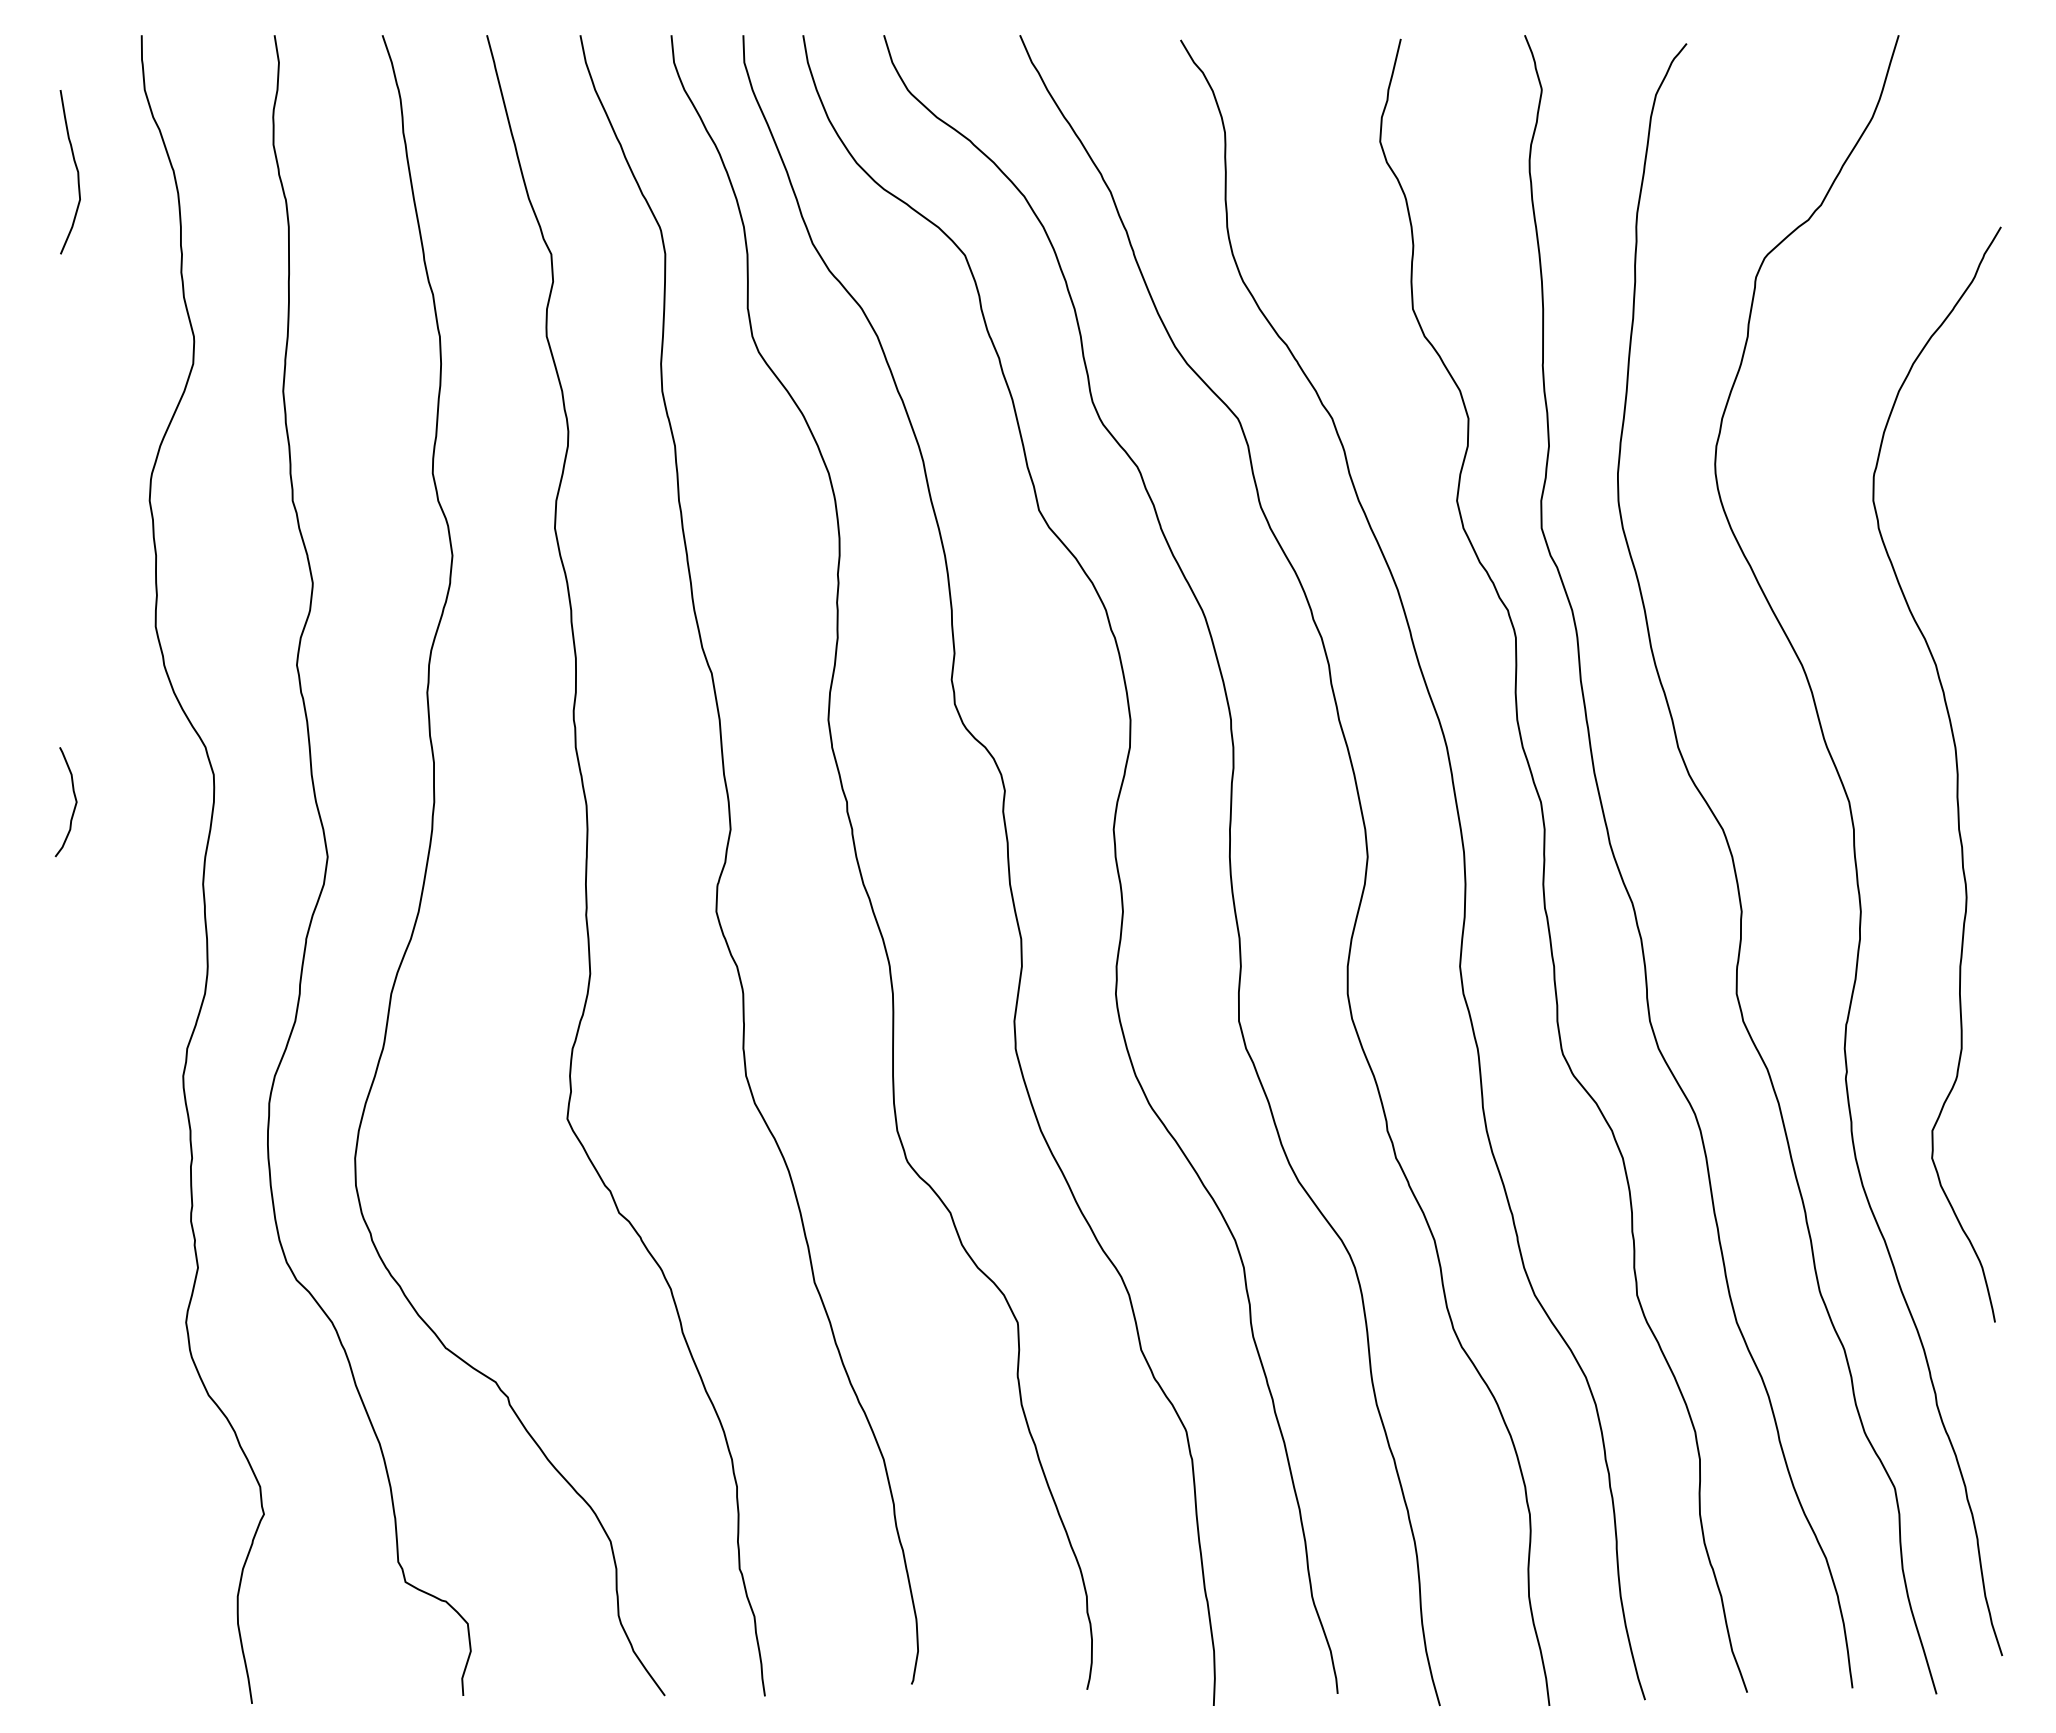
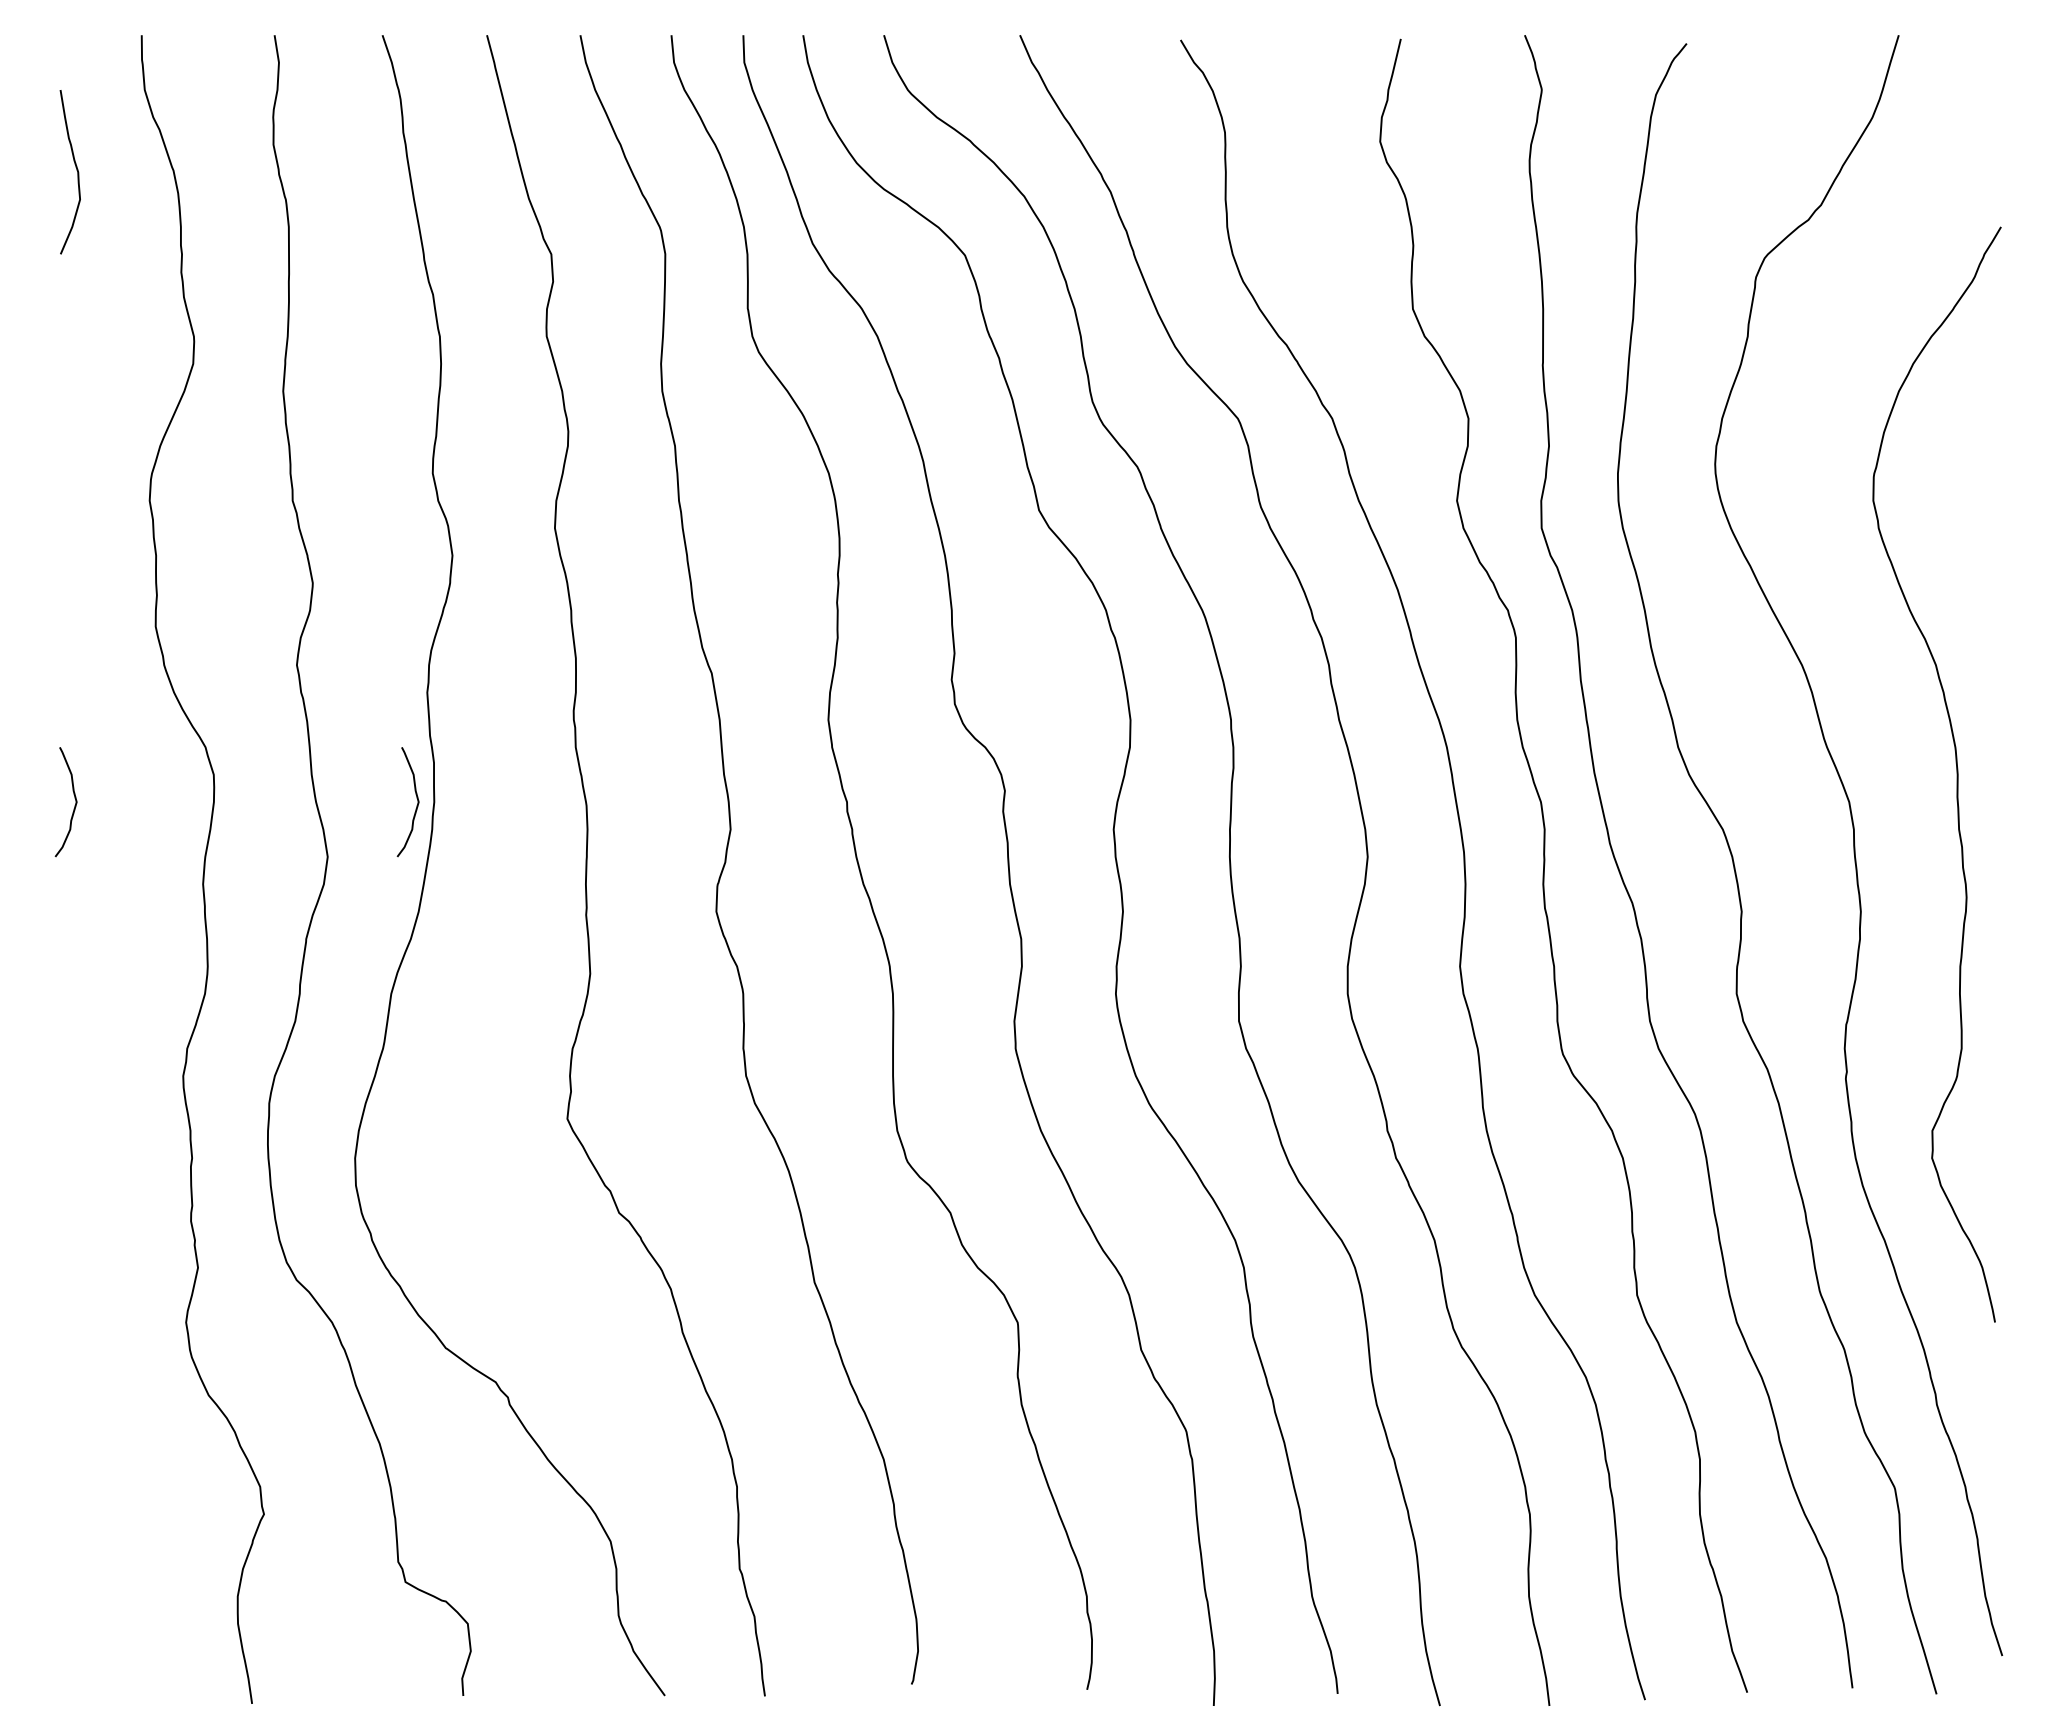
curve: none -> present (416, 805)
